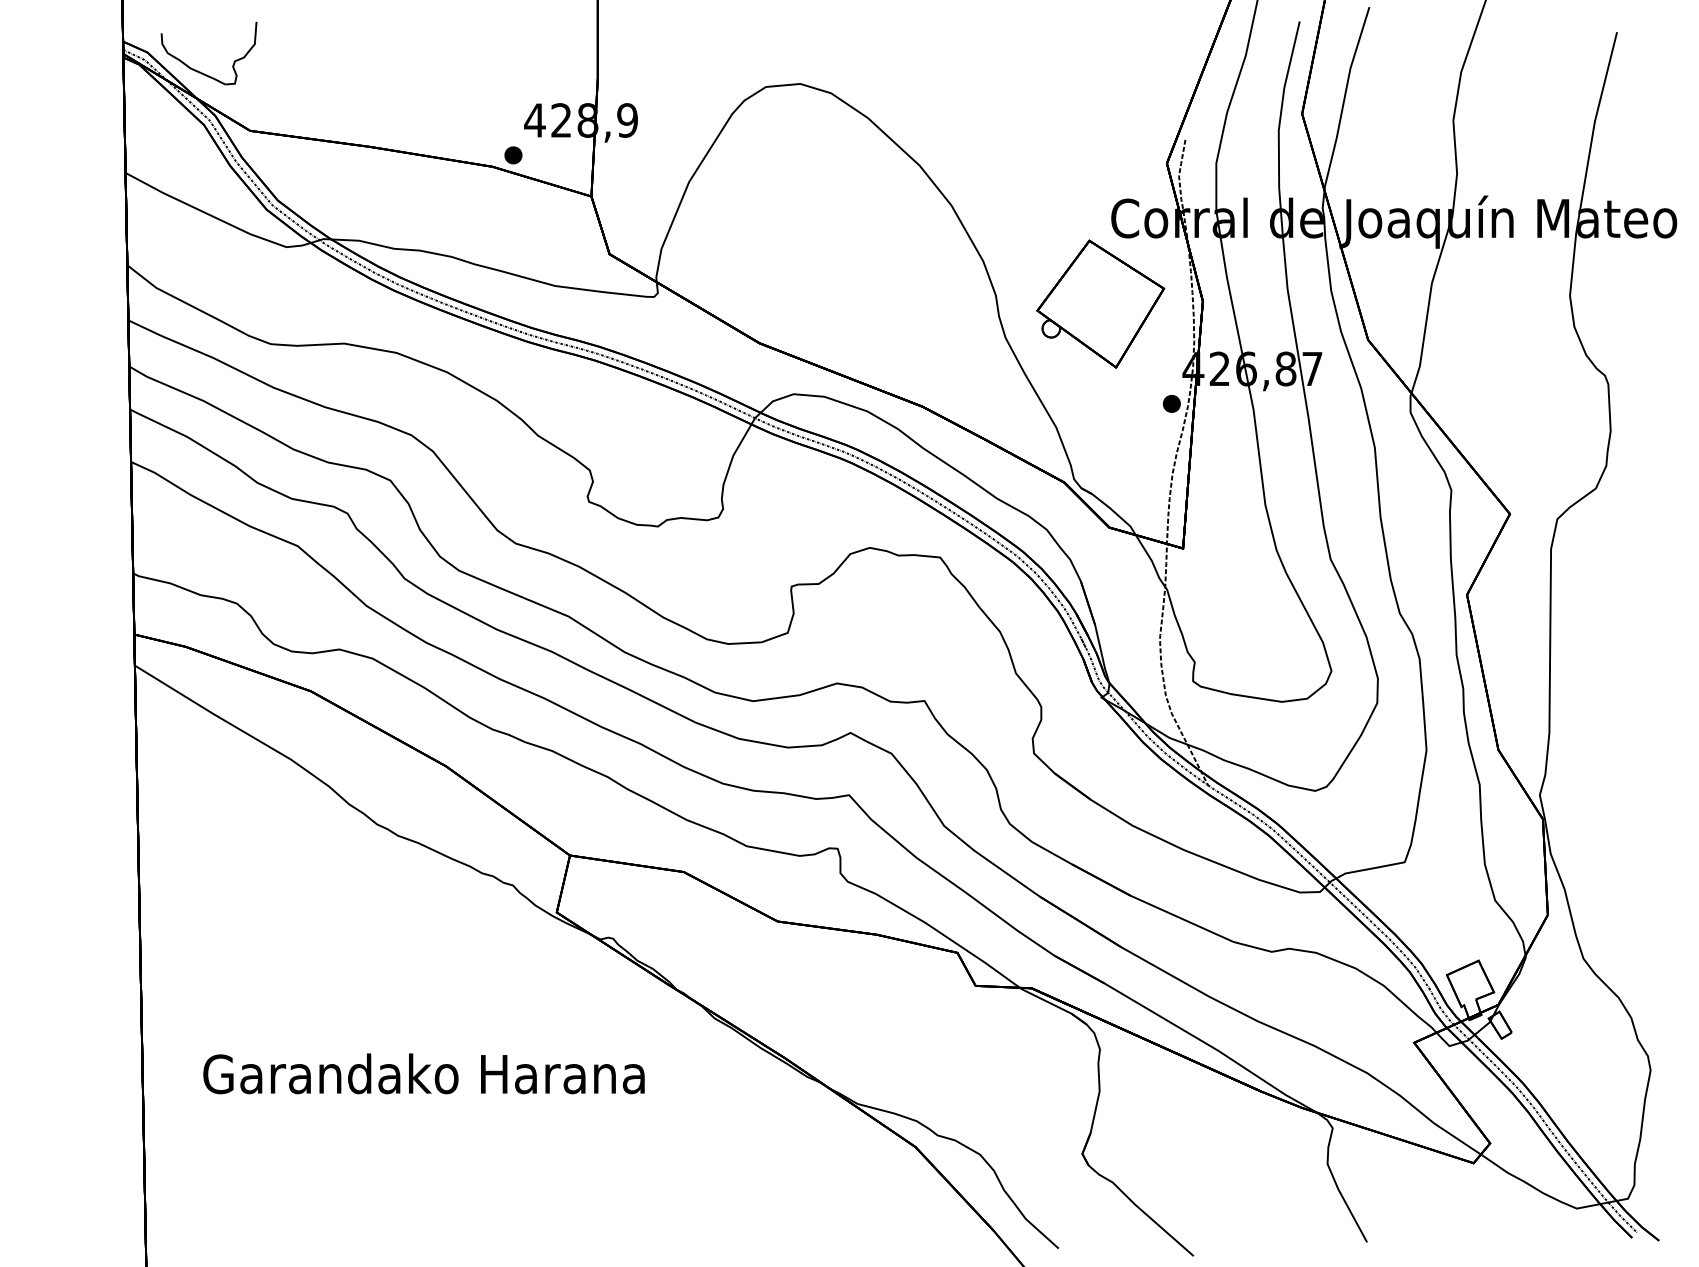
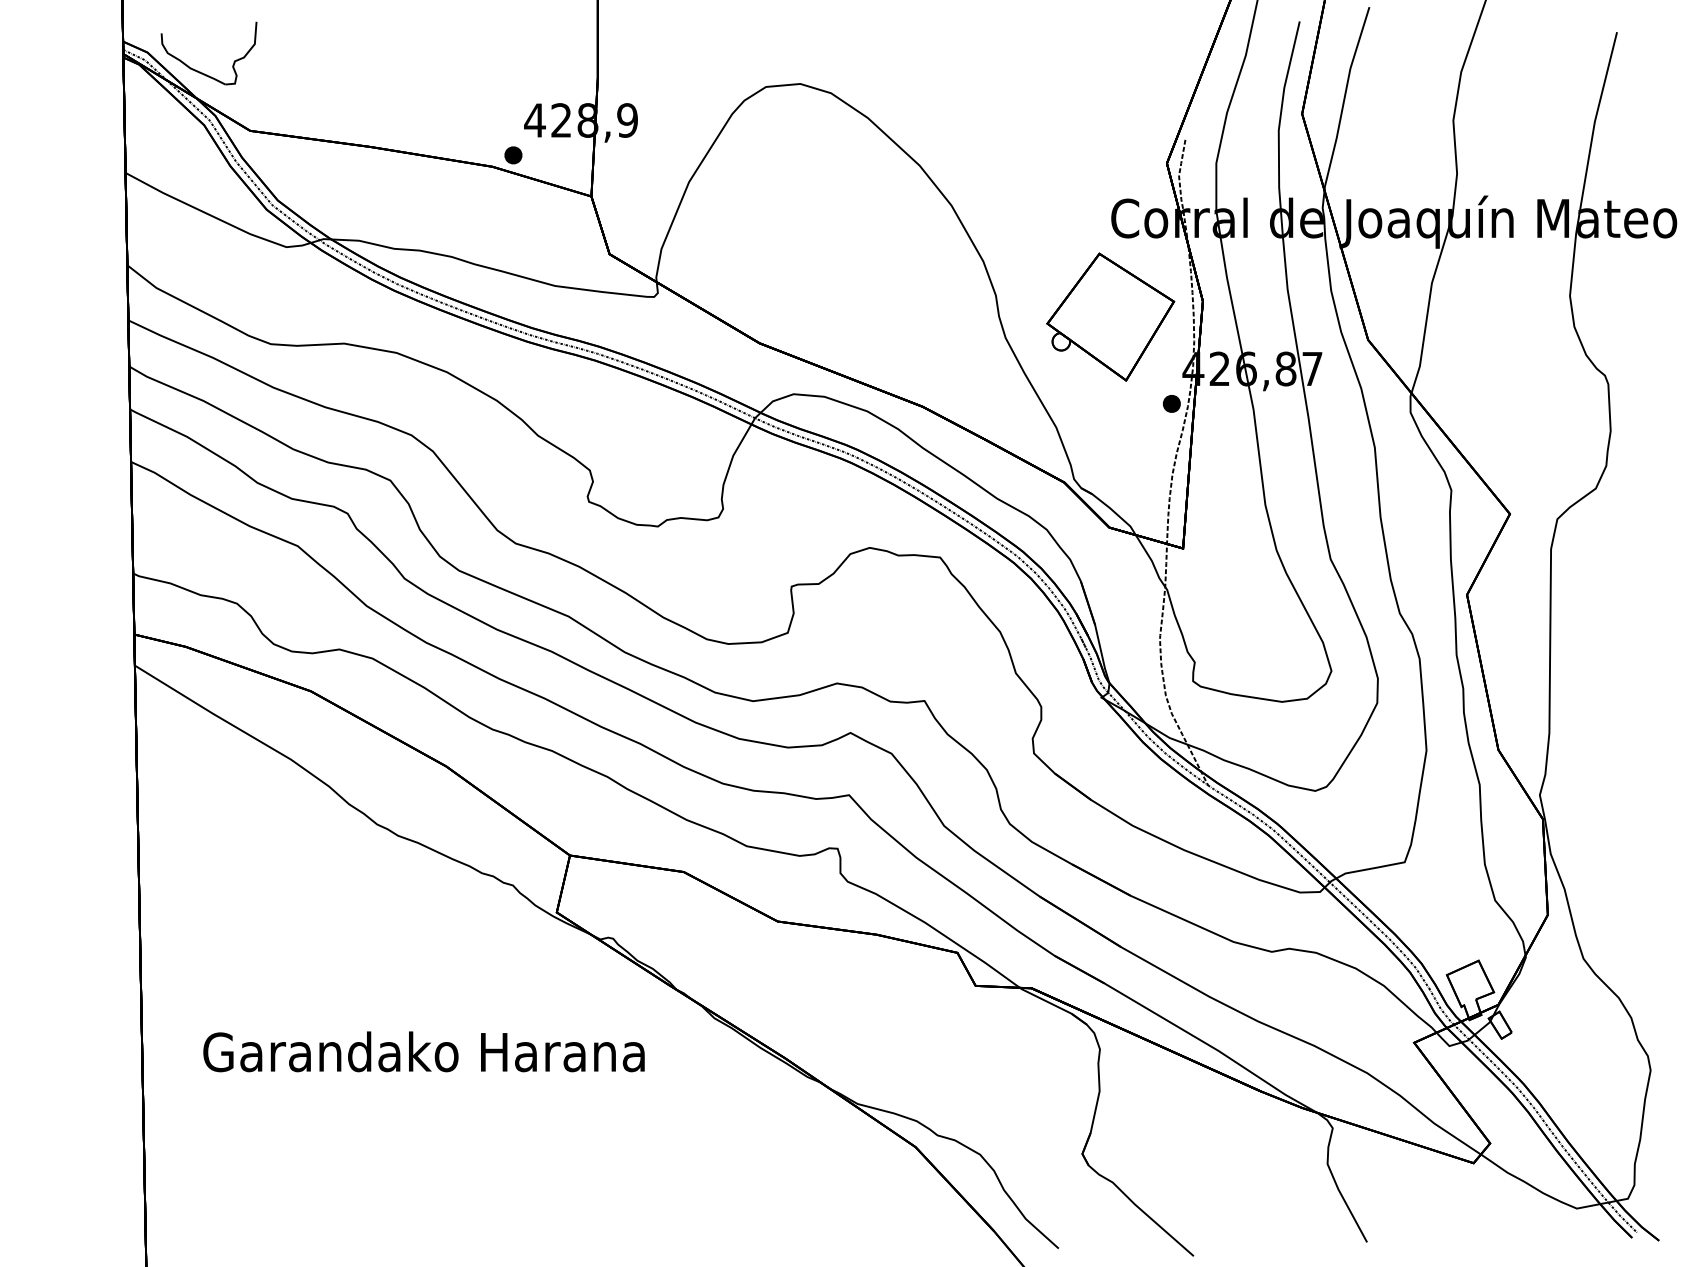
part position: (1100, 303) -> (1110, 316) (1110, 316)
text position: (423, 1073) -> (423, 1051) (423, 1051)
